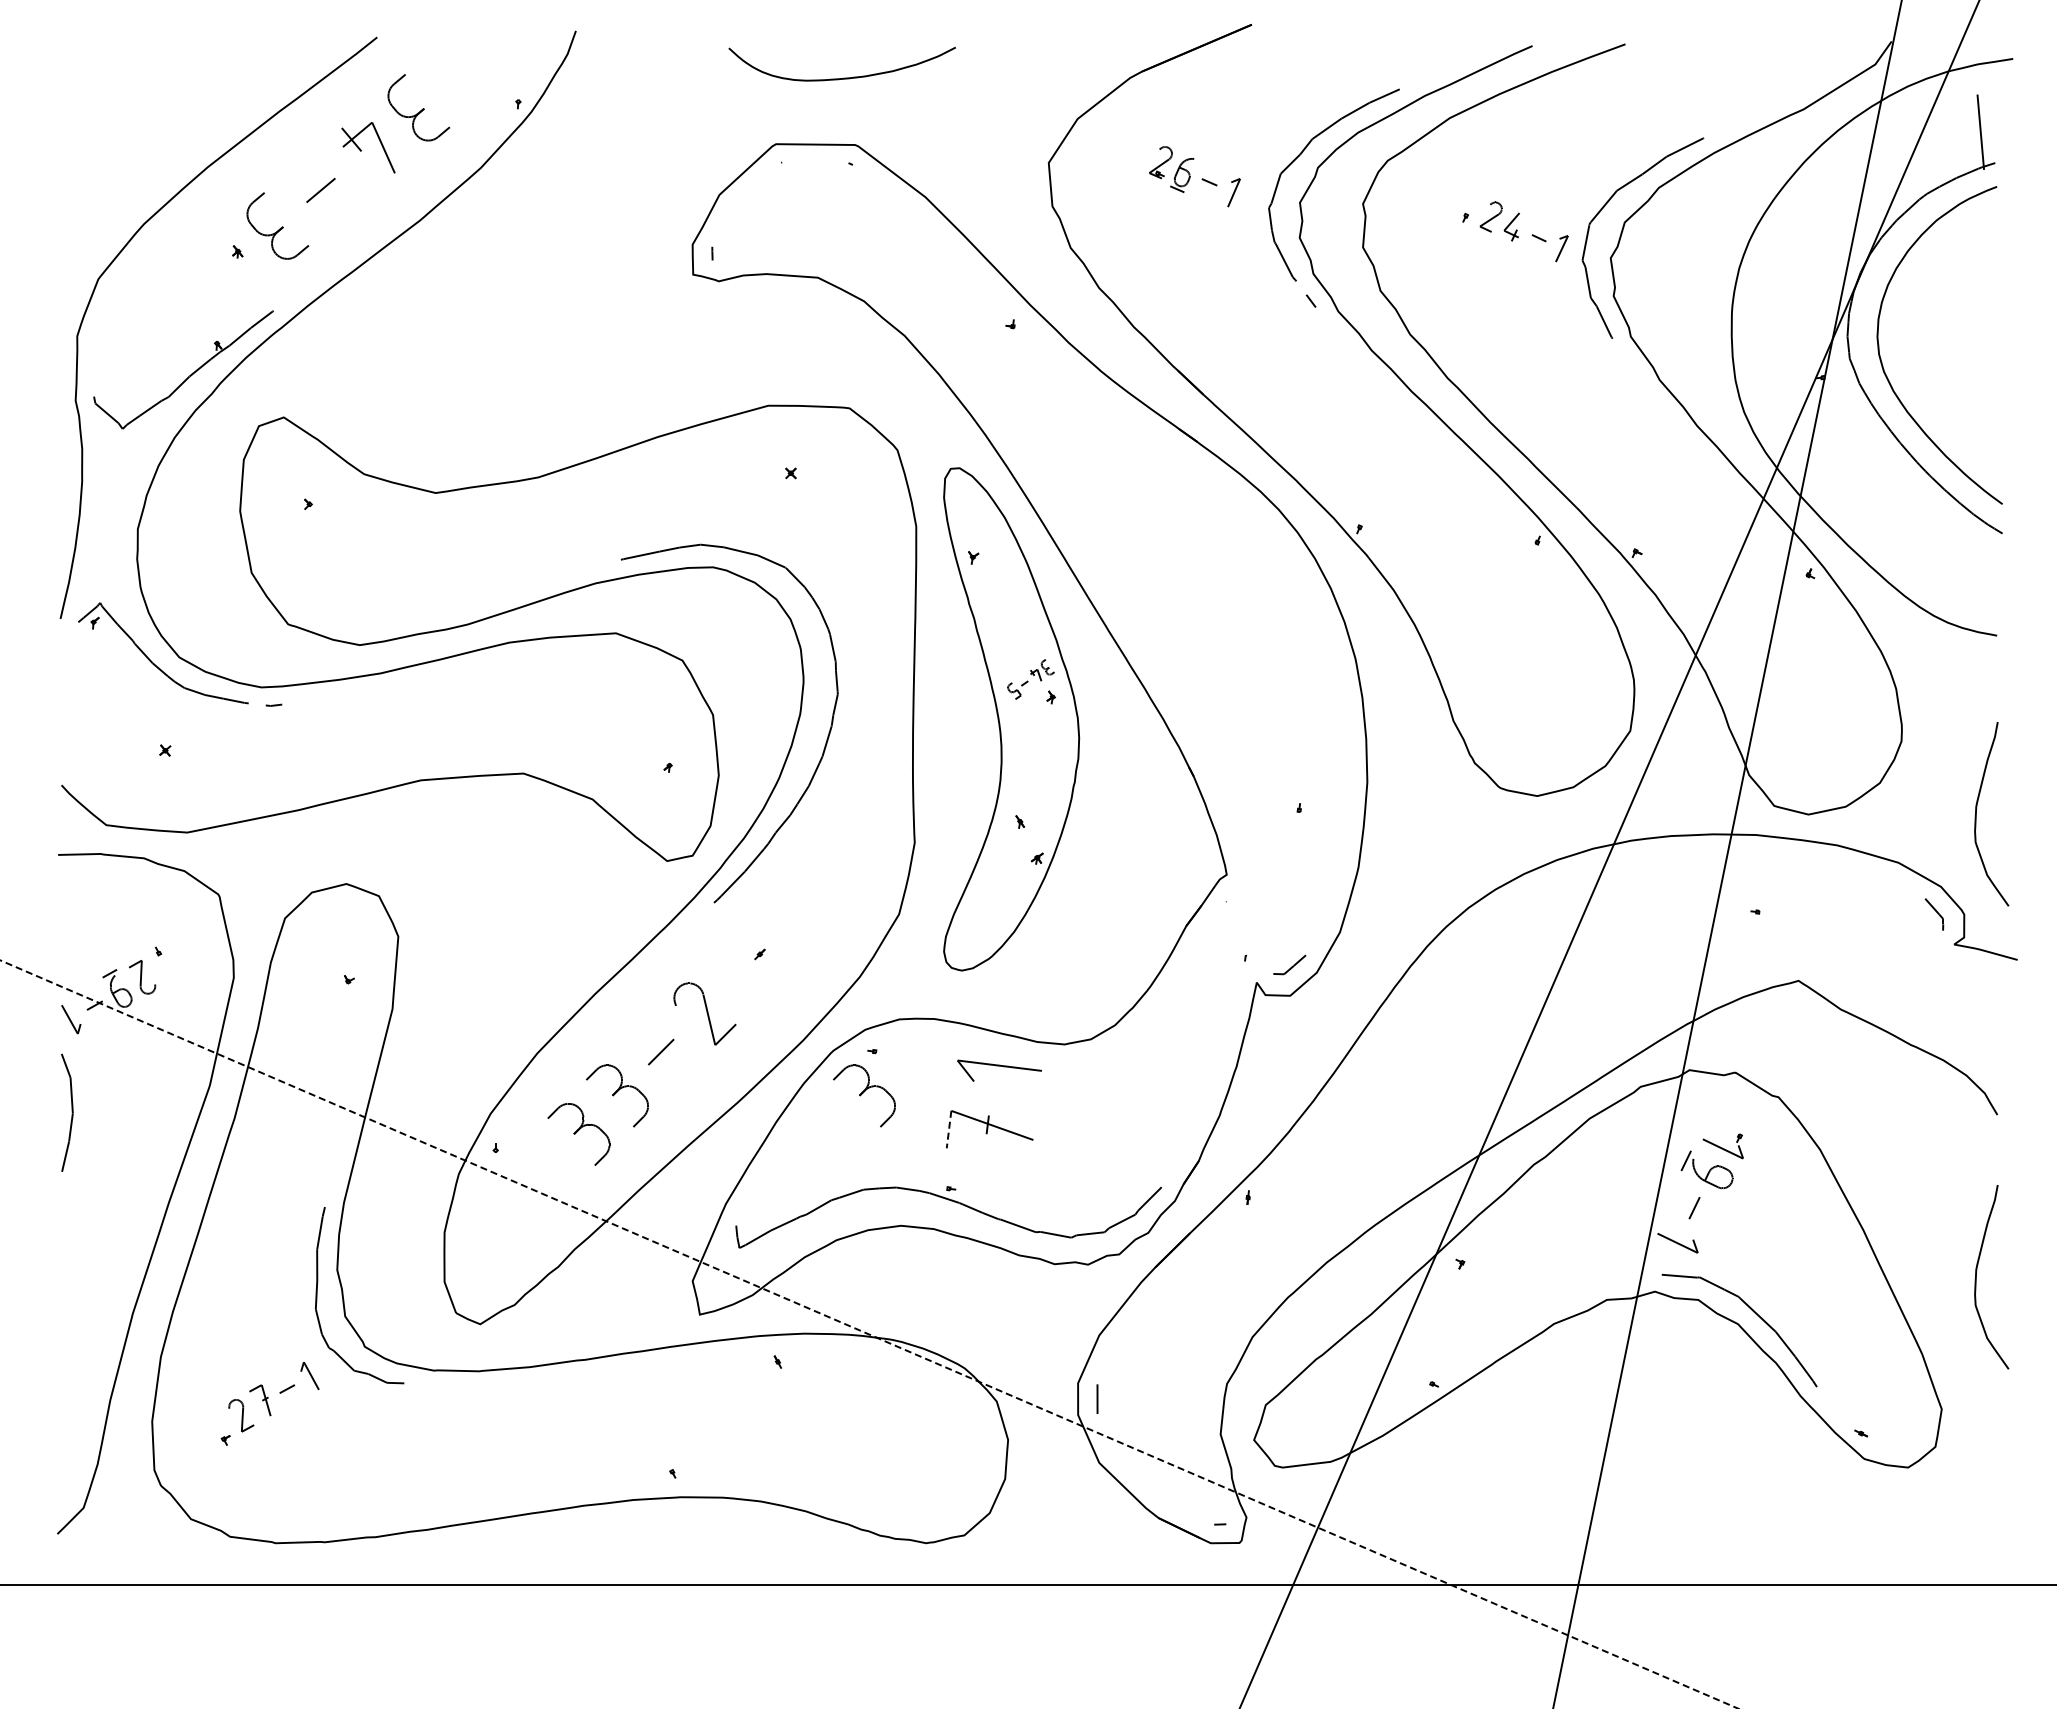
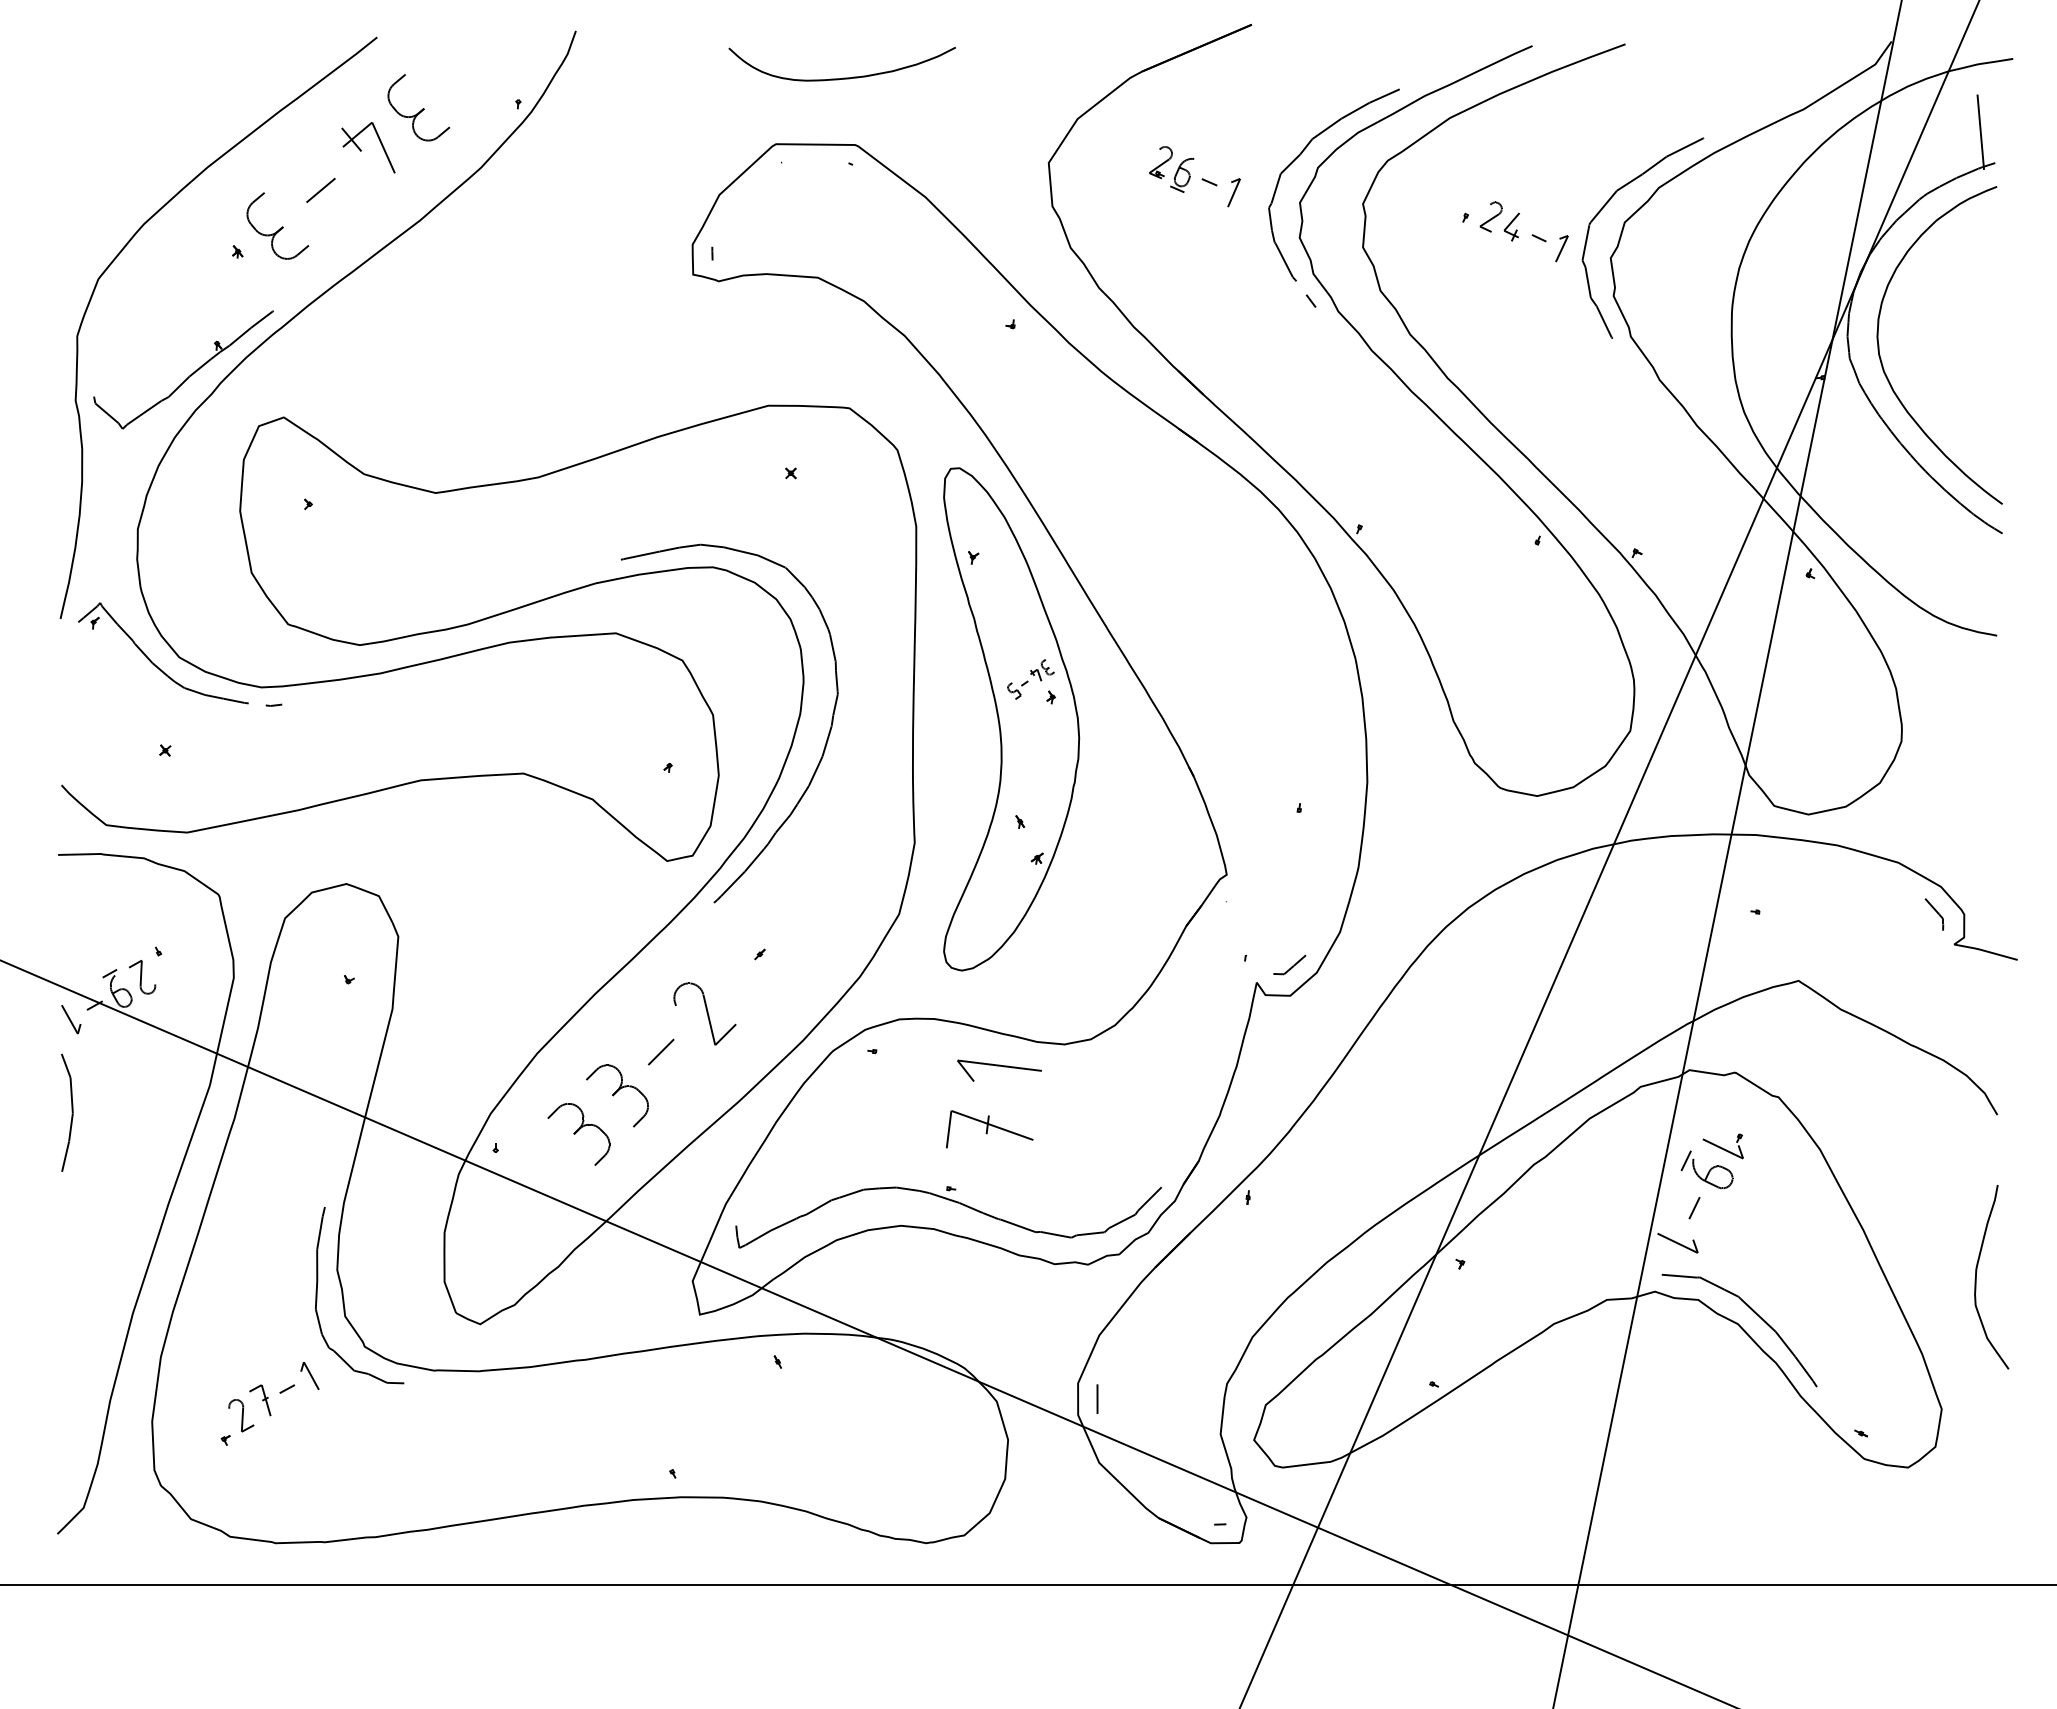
curve: present -> none (1976, 814)
part: present -> none (864, 1095)
line: dashed -> solid (949, 1129)
line: dashed -> solid (869, 1334)
